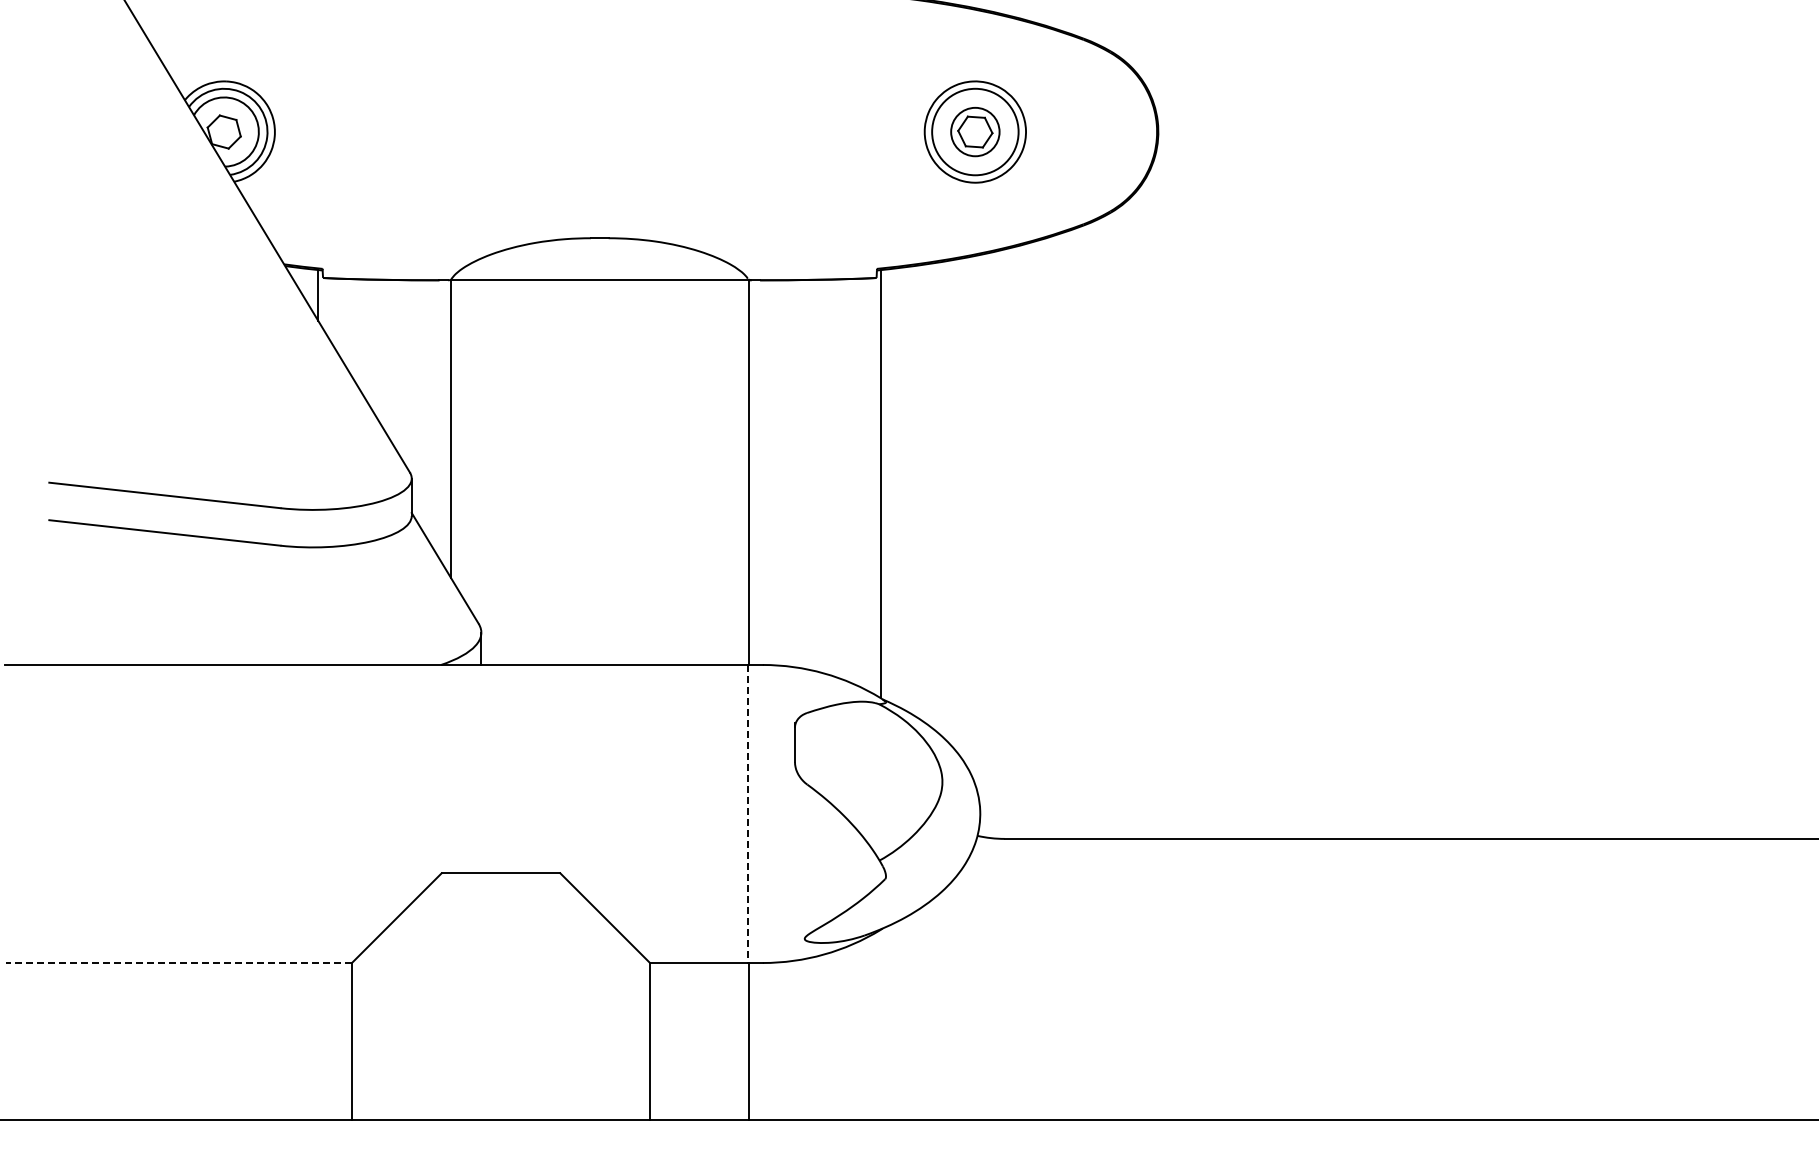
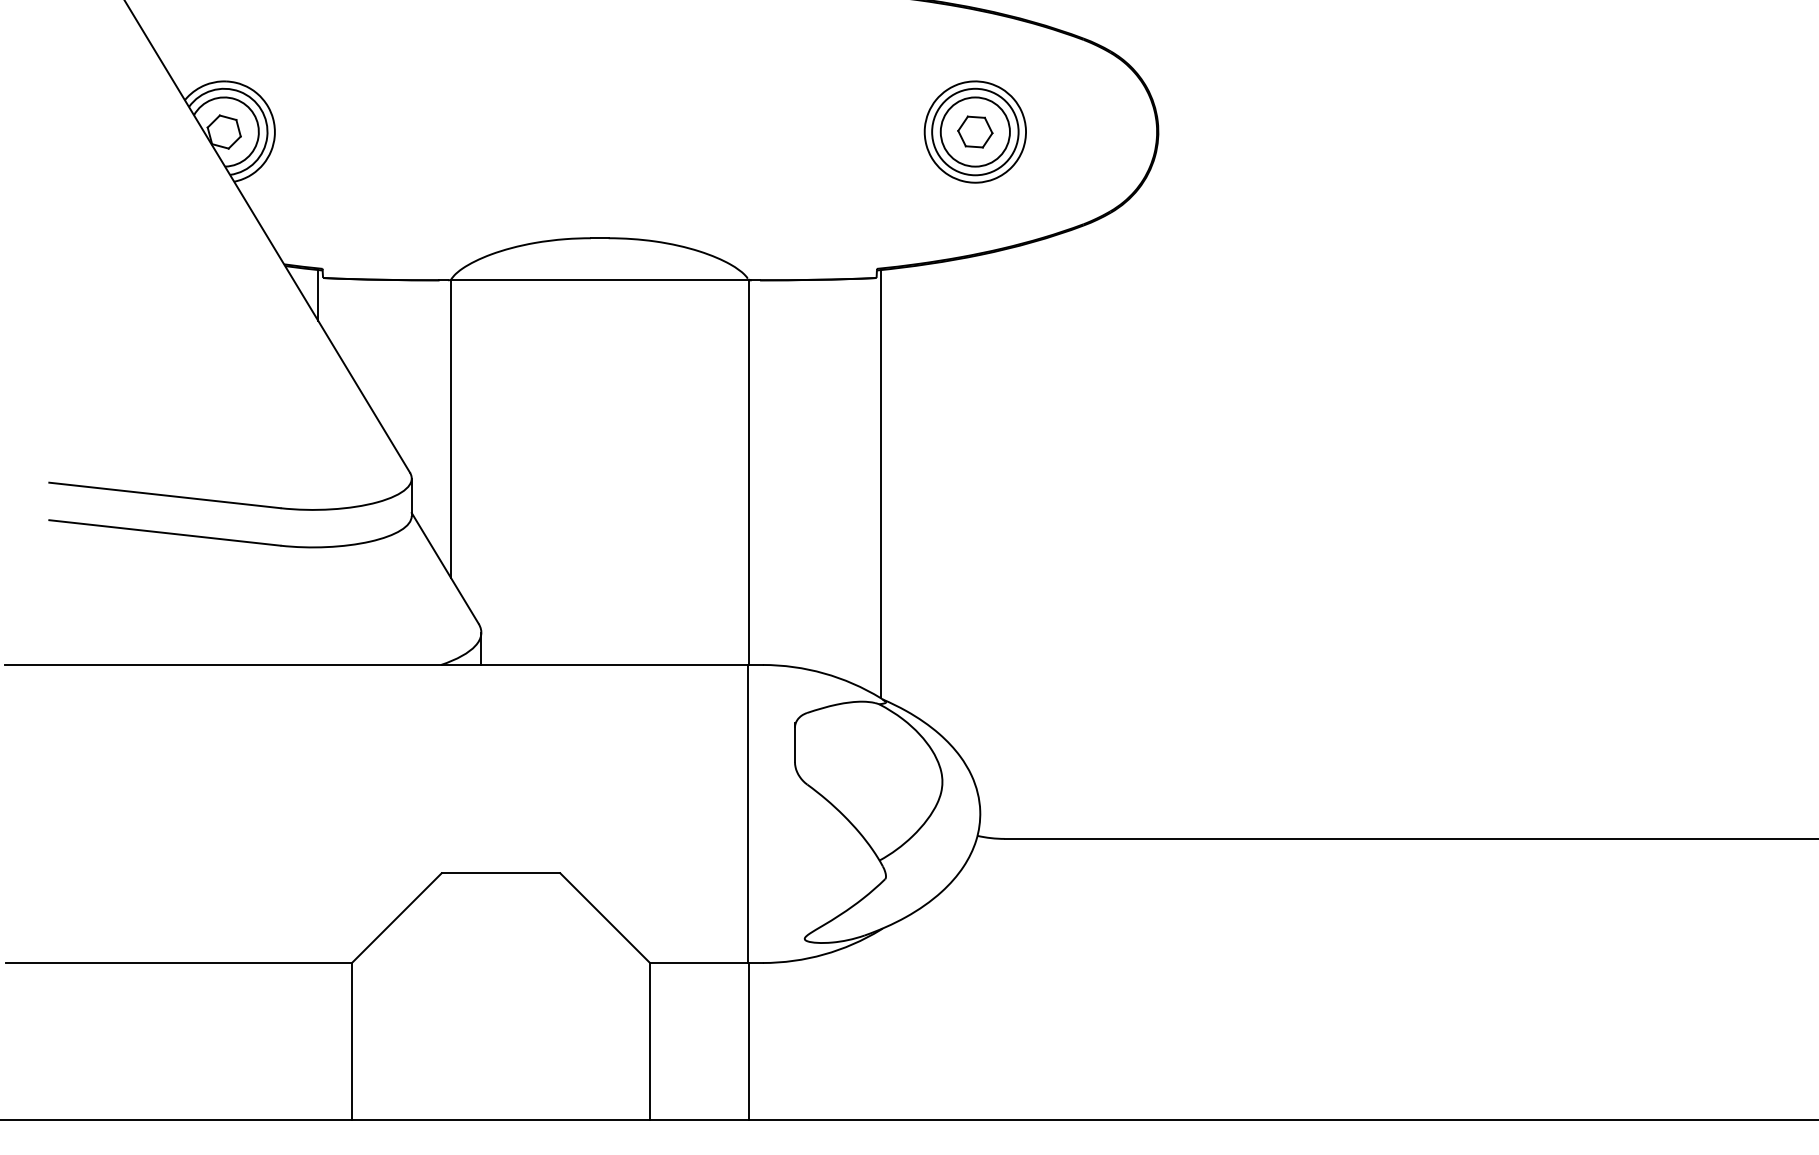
circle diameter: 48 px -> 69 px (974, 131)
line: dashed -> solid (748, 813)
line: dashed -> solid (179, 962)
